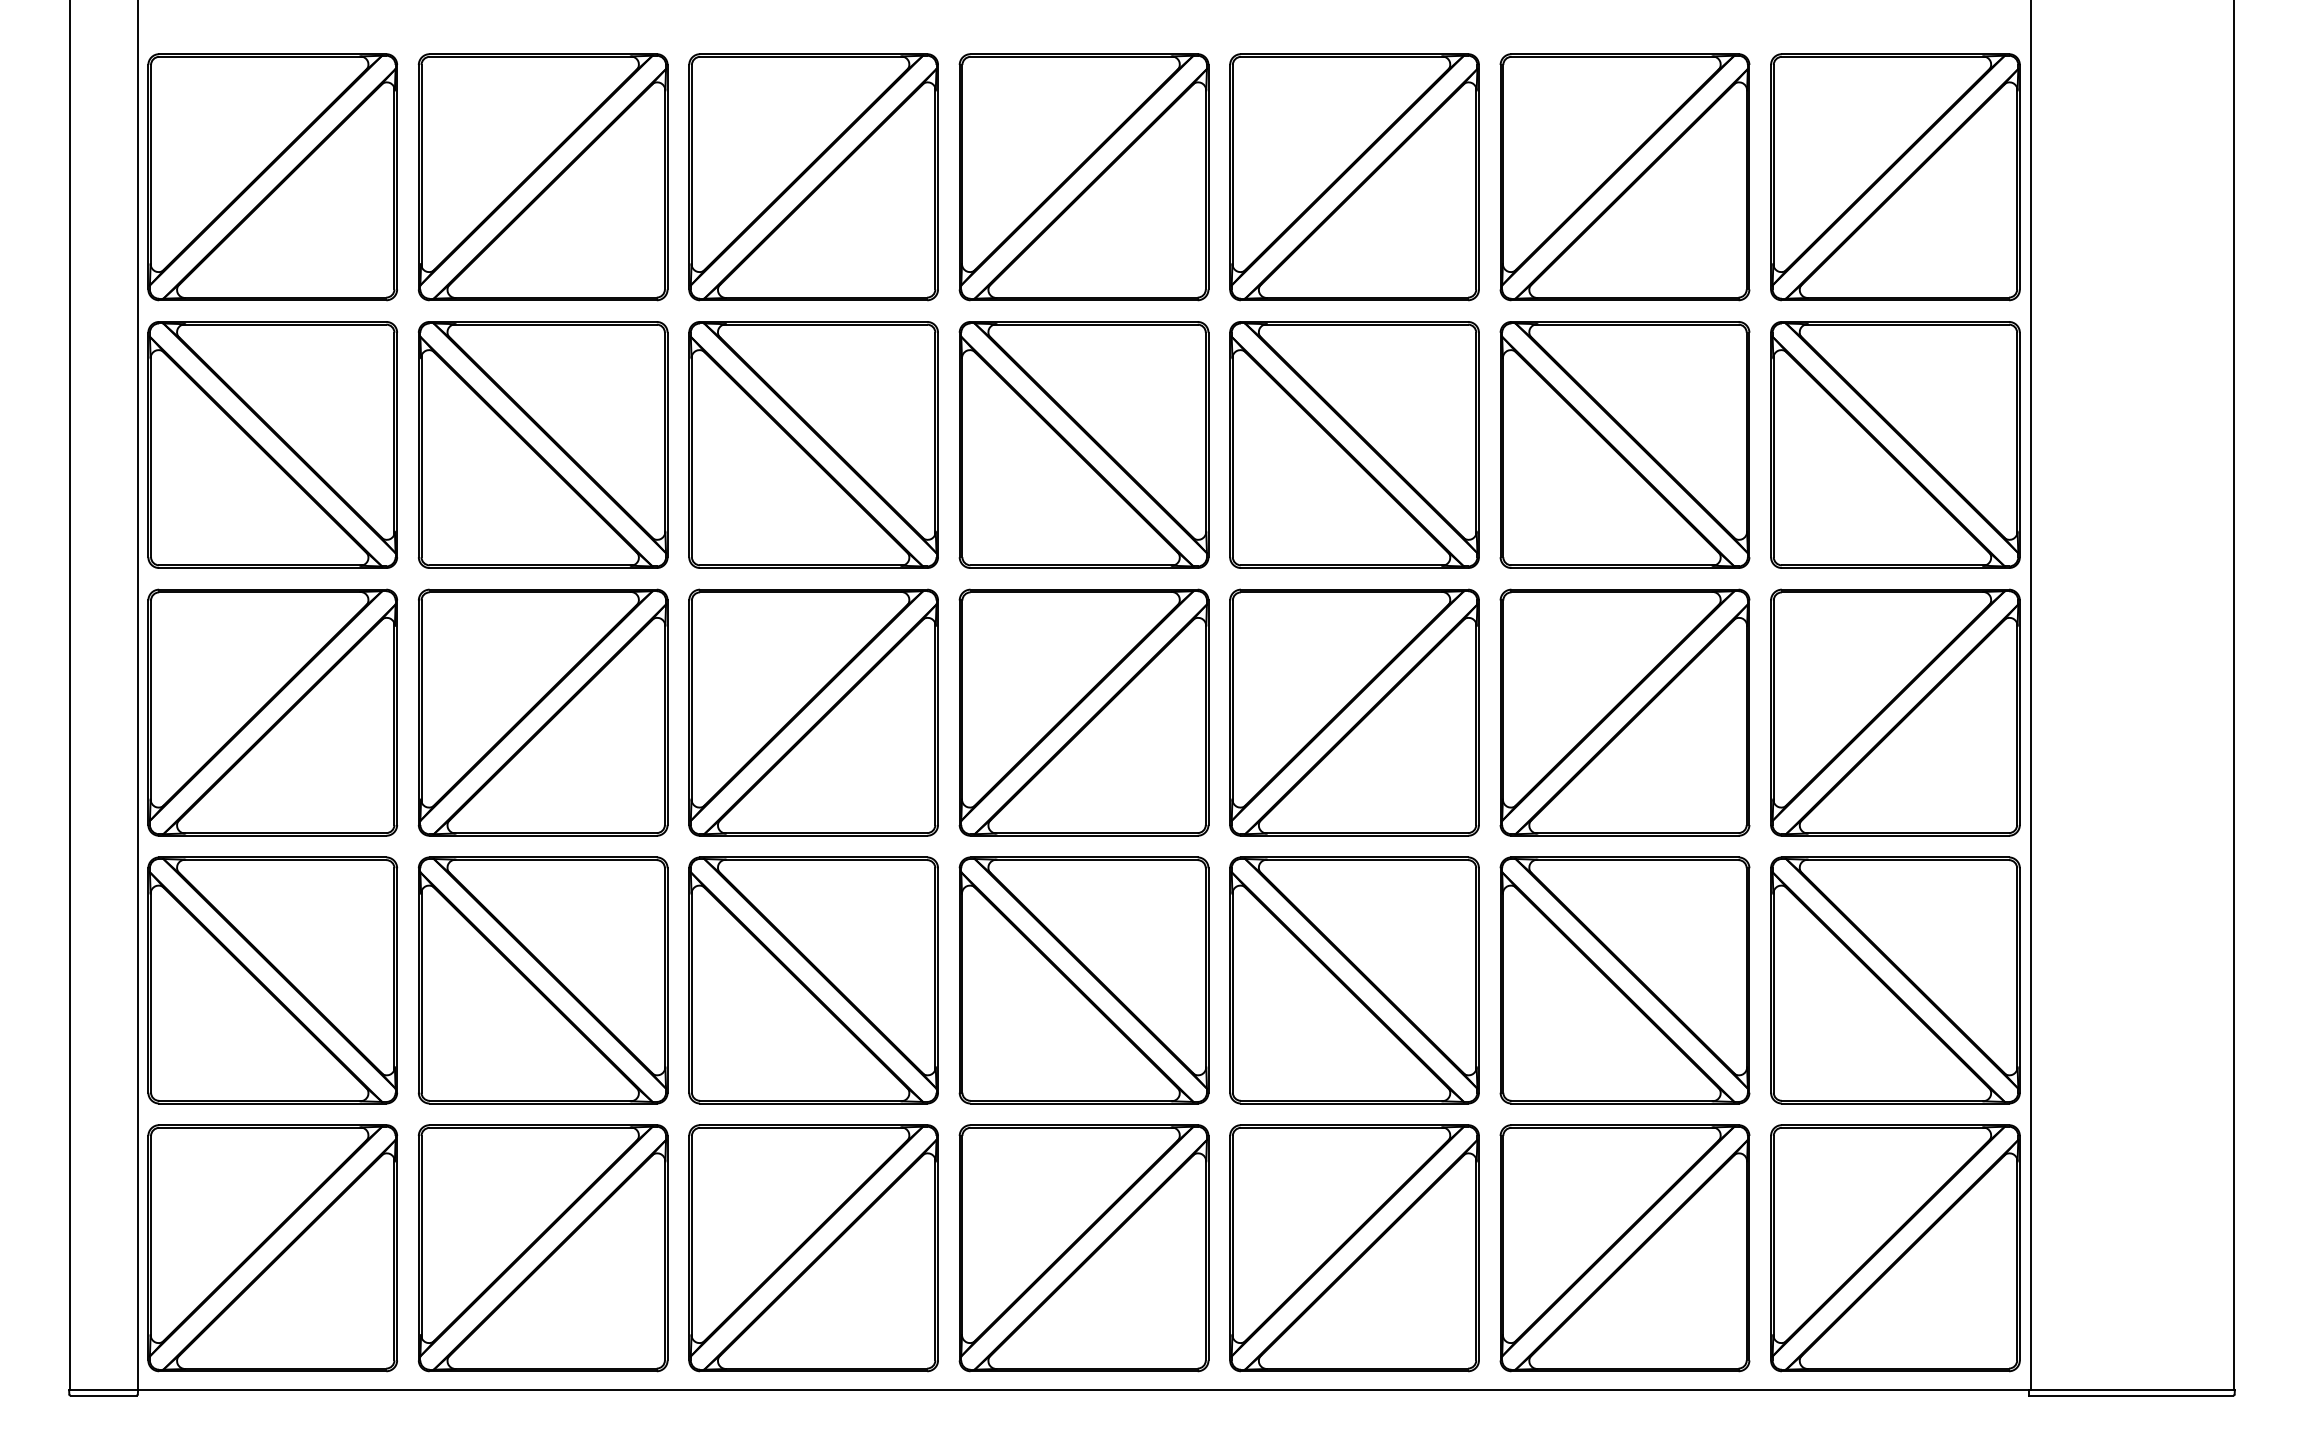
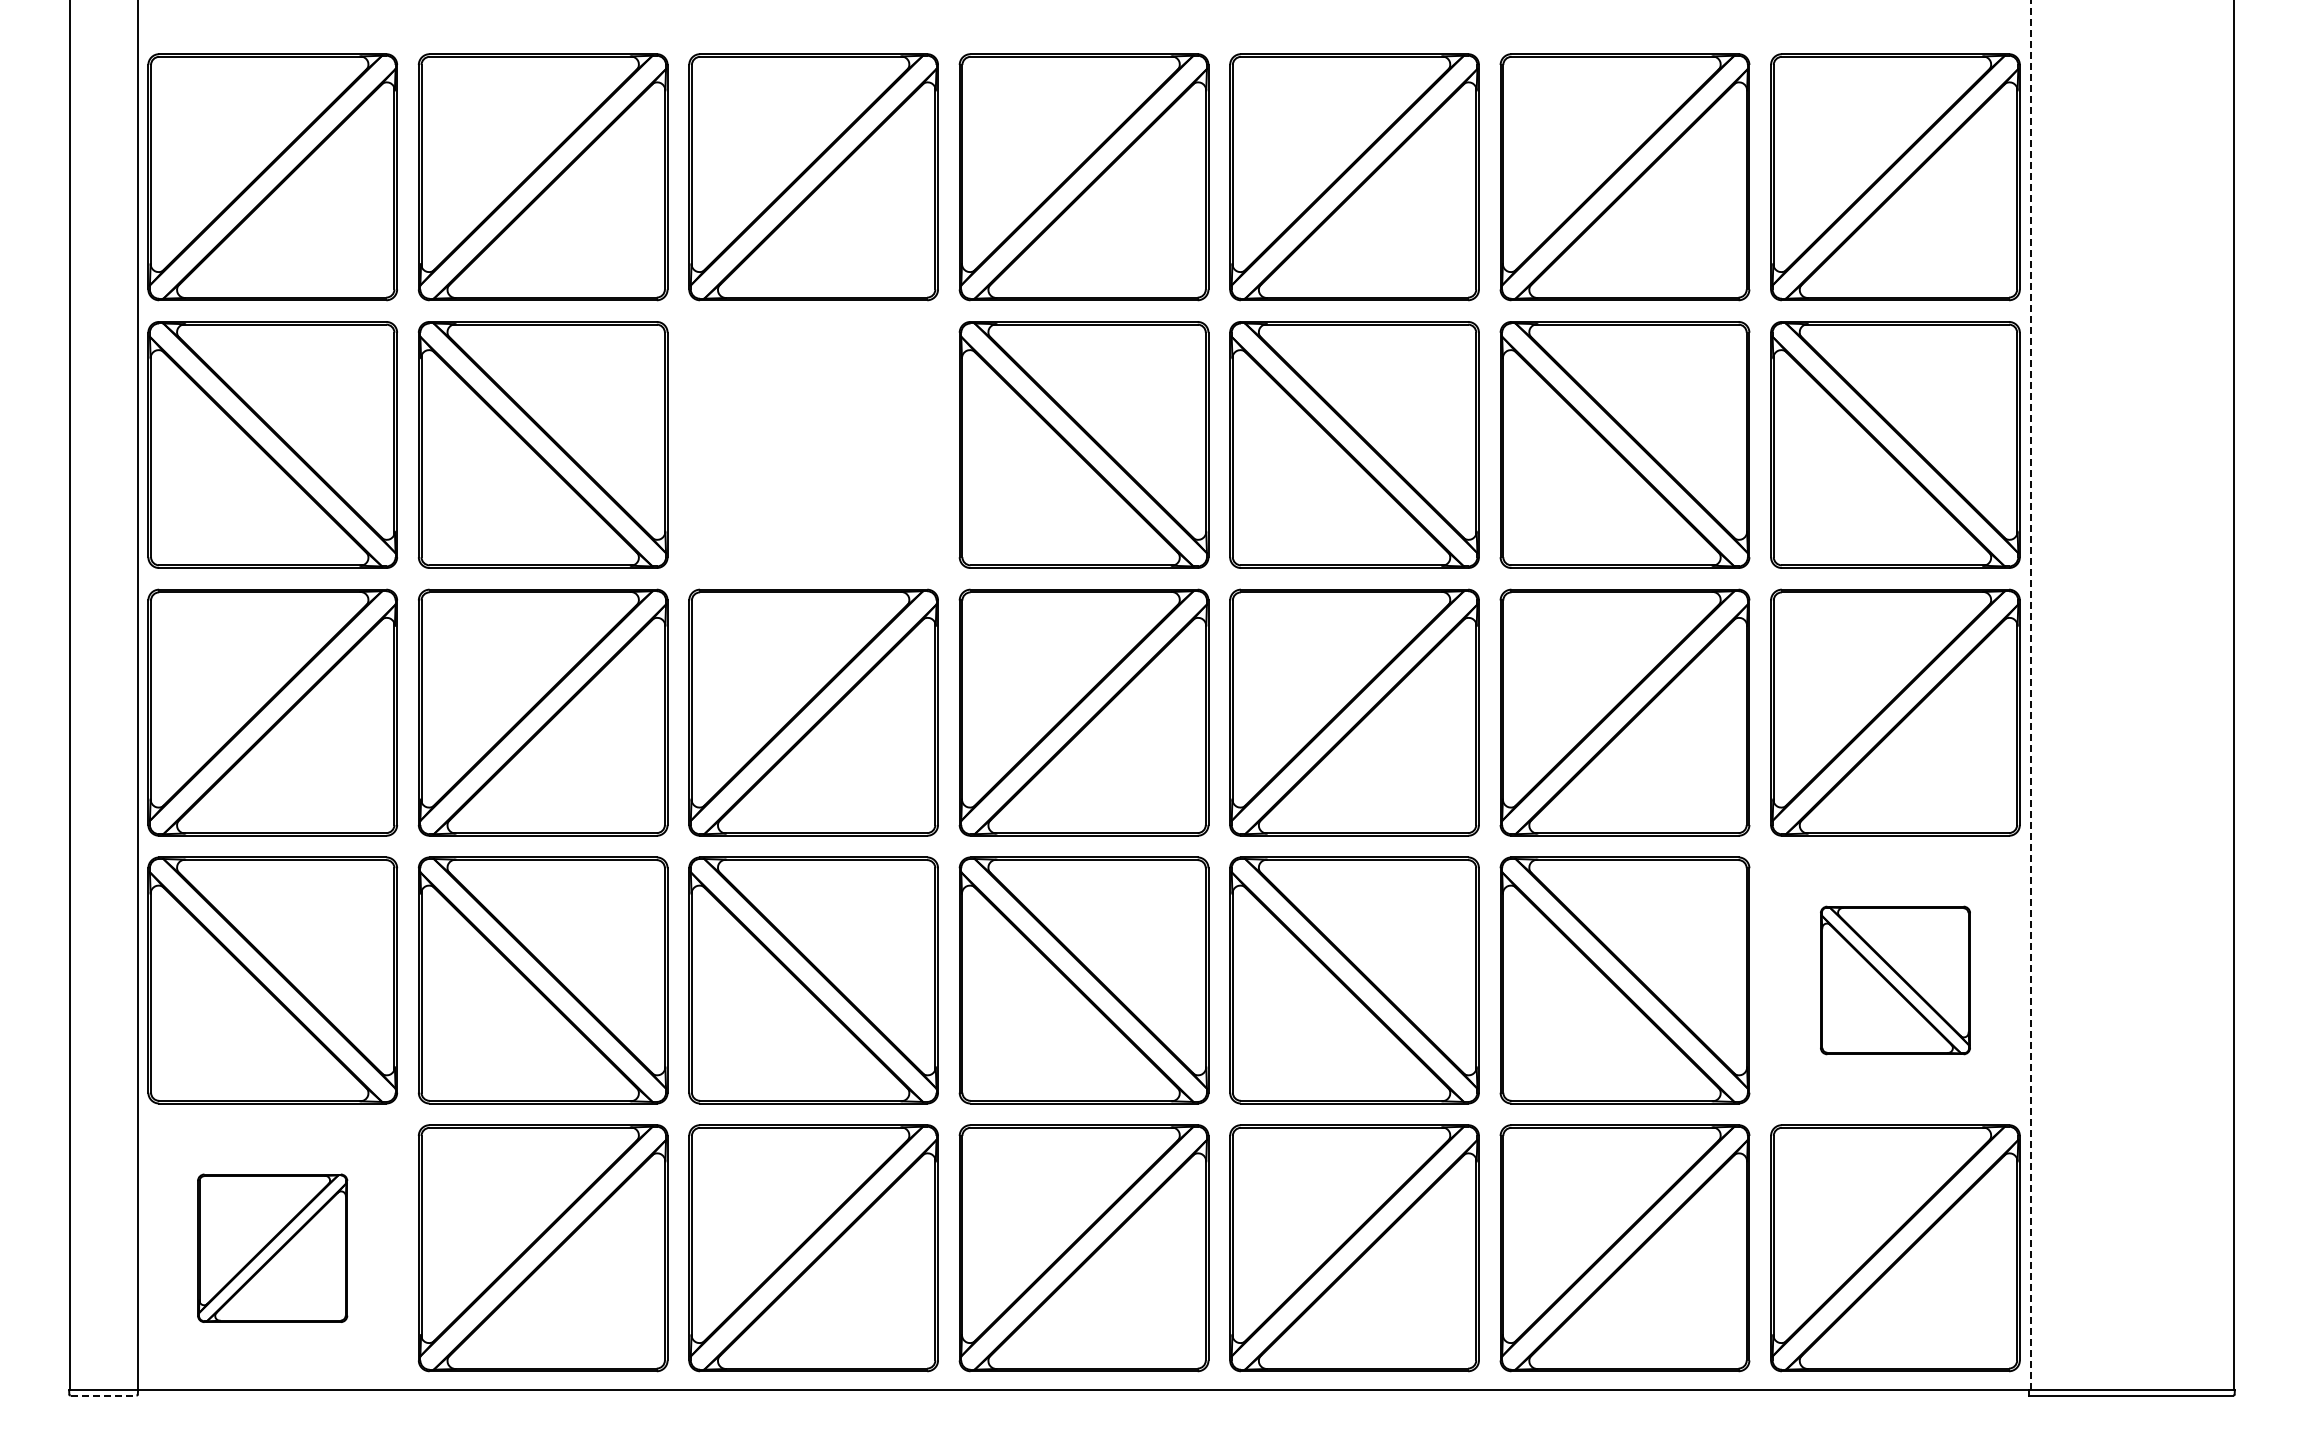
part: present -> none (813, 444)
line: solid -> dashed (2030, 695)
part size: 251x249 px -> 151x151 px (1895, 980)
part size: 251x249 px -> 152x150 px (272, 1247)
line: solid -> dashed (103, 1395)
